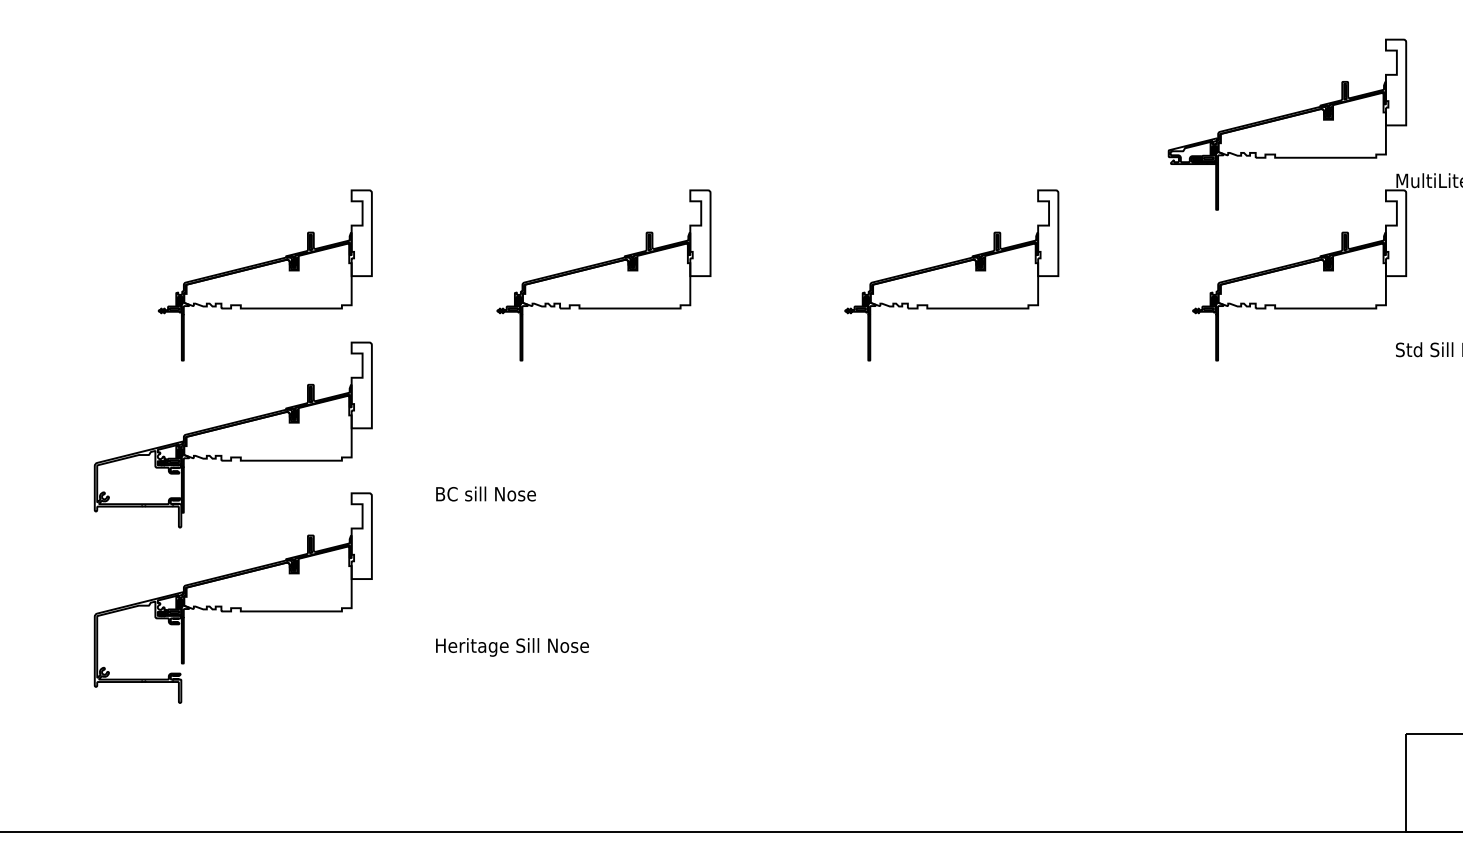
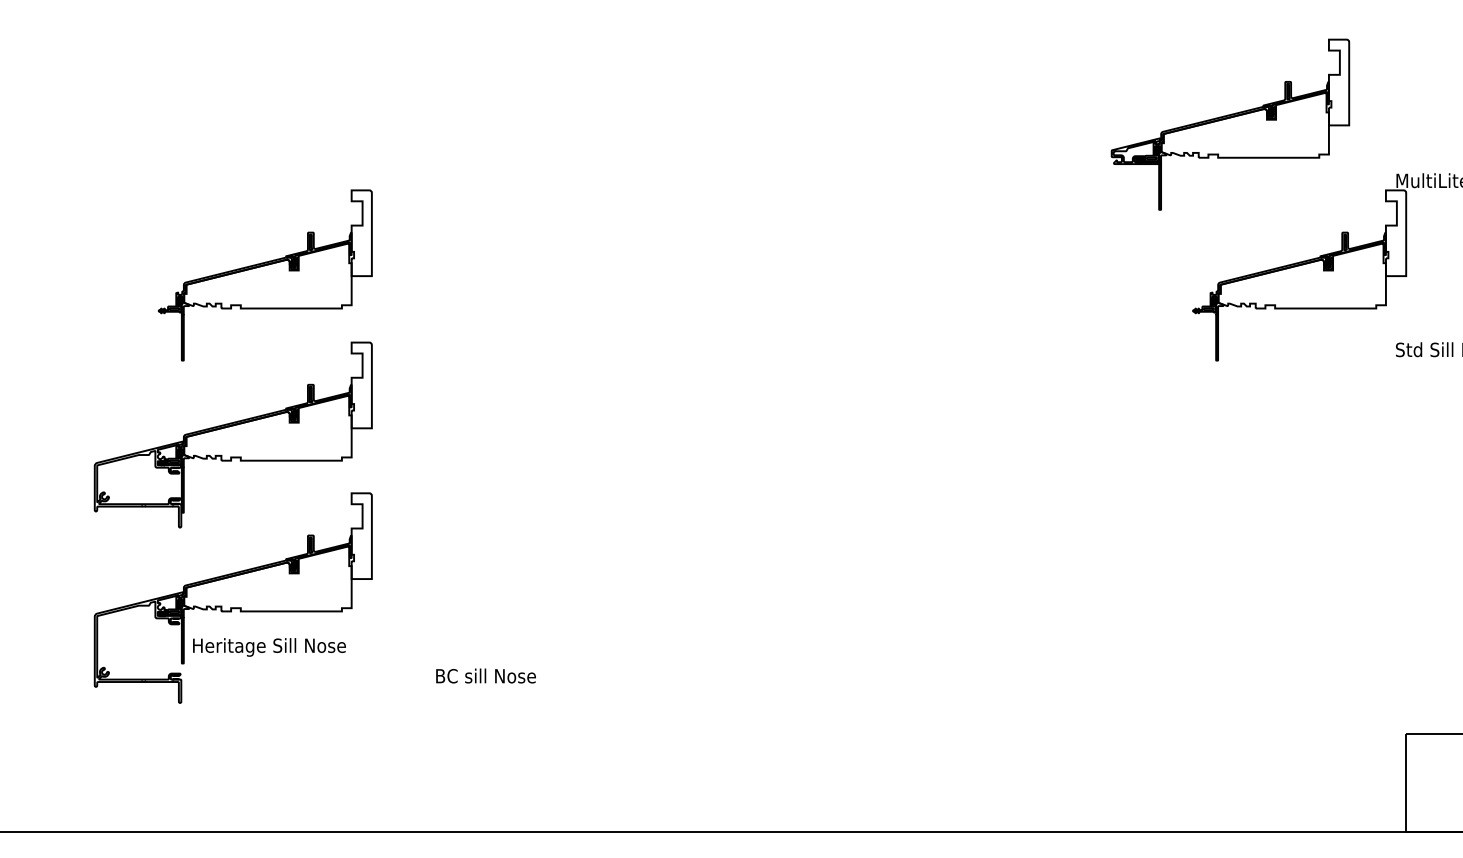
part position: (1287, 124) -> (1230, 124) (1230, 124)
part: present -> none (603, 275)
part: present -> none (951, 275)
text position: (485, 493) -> (485, 675) (485, 675)
text position: (512, 647) -> (269, 647) (269, 647)
